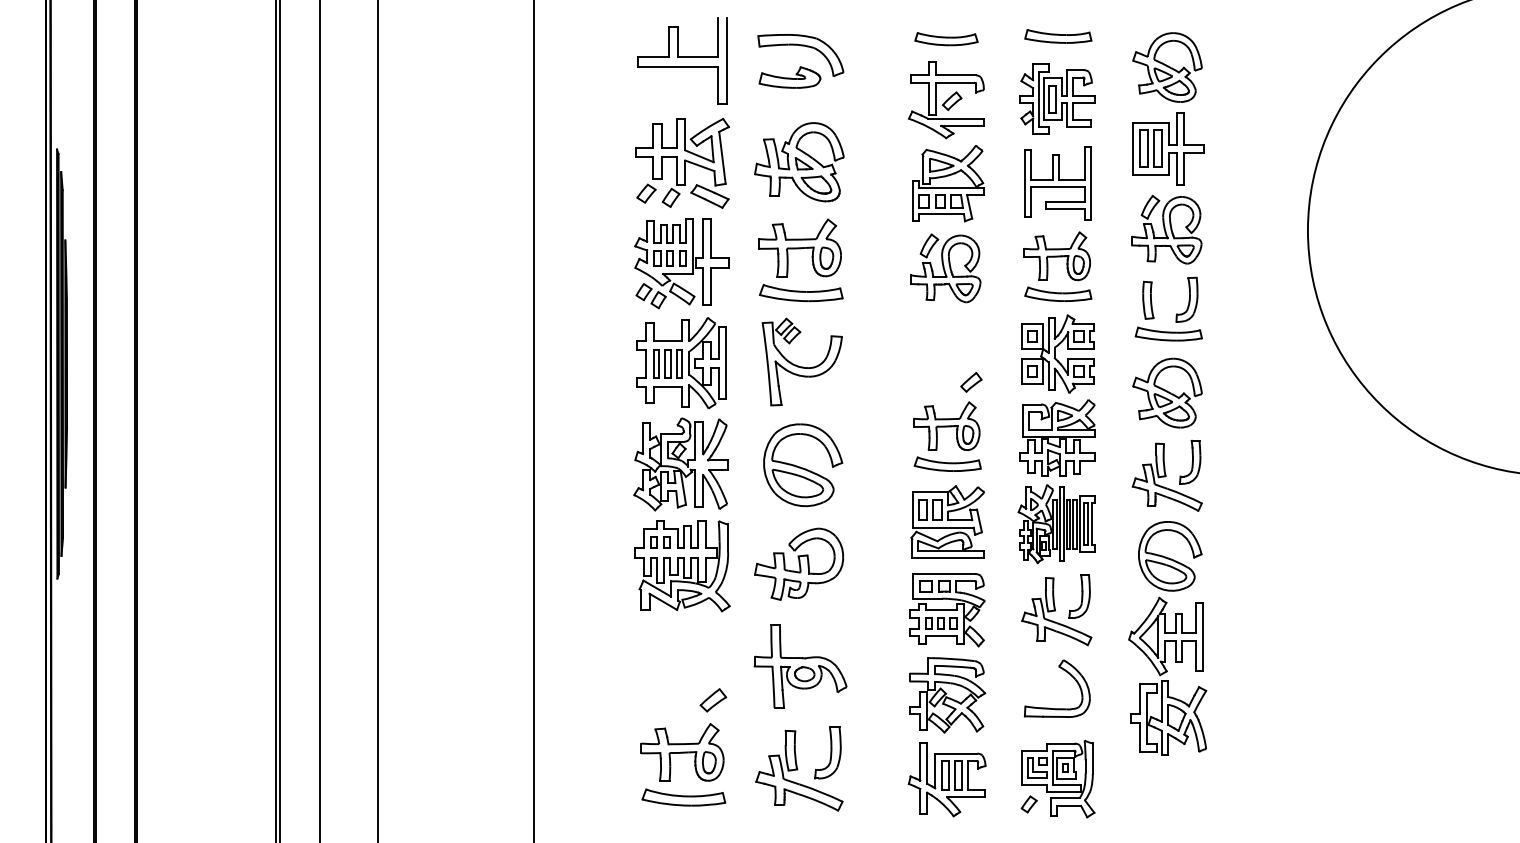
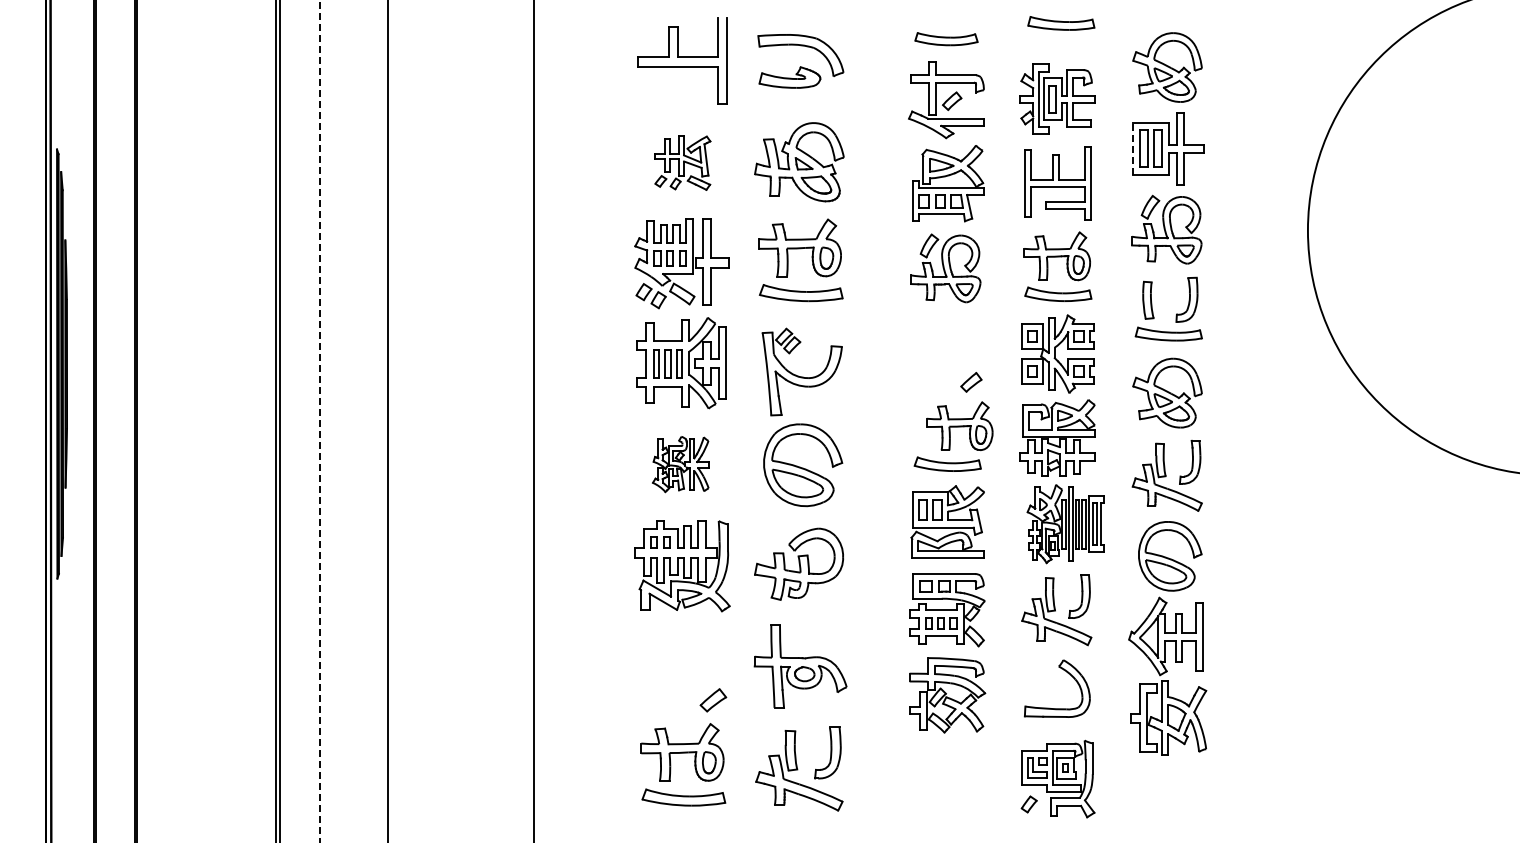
part position: (1058, 36) -> (1061, 23) (1061, 23)
line: solid -> dashed (1133, 148)
part size: 95x92 px -> 58x56 px (682, 162)
part position: (801, 361) -> (801, 371) (801, 371)
line position: (377, 420) -> (387, 420) (387, 420)
line: solid -> dashed (319, 421)
part position: (946, 426) -> (959, 426) (959, 426)
part size: 96x95 px -> 58x58 px (680, 464)
part position: (1056, 524) -> (1065, 524) (1065, 524)
part: present -> none (946, 779)
